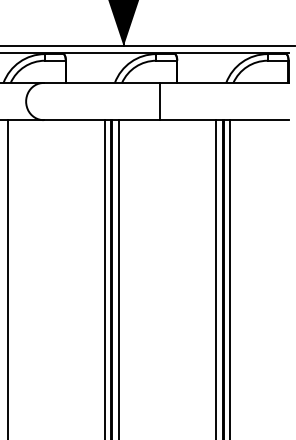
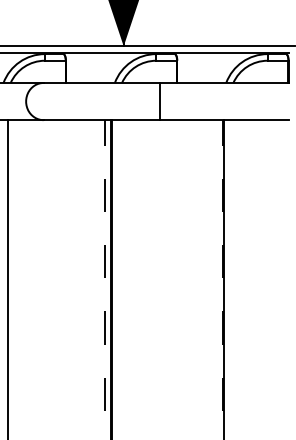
line: present -> none (118, 278)
line: present -> none (216, 278)
line: present -> none (230, 278)
line: solid -> dashed (104, 280)
line: solid -> dashed (222, 280)
